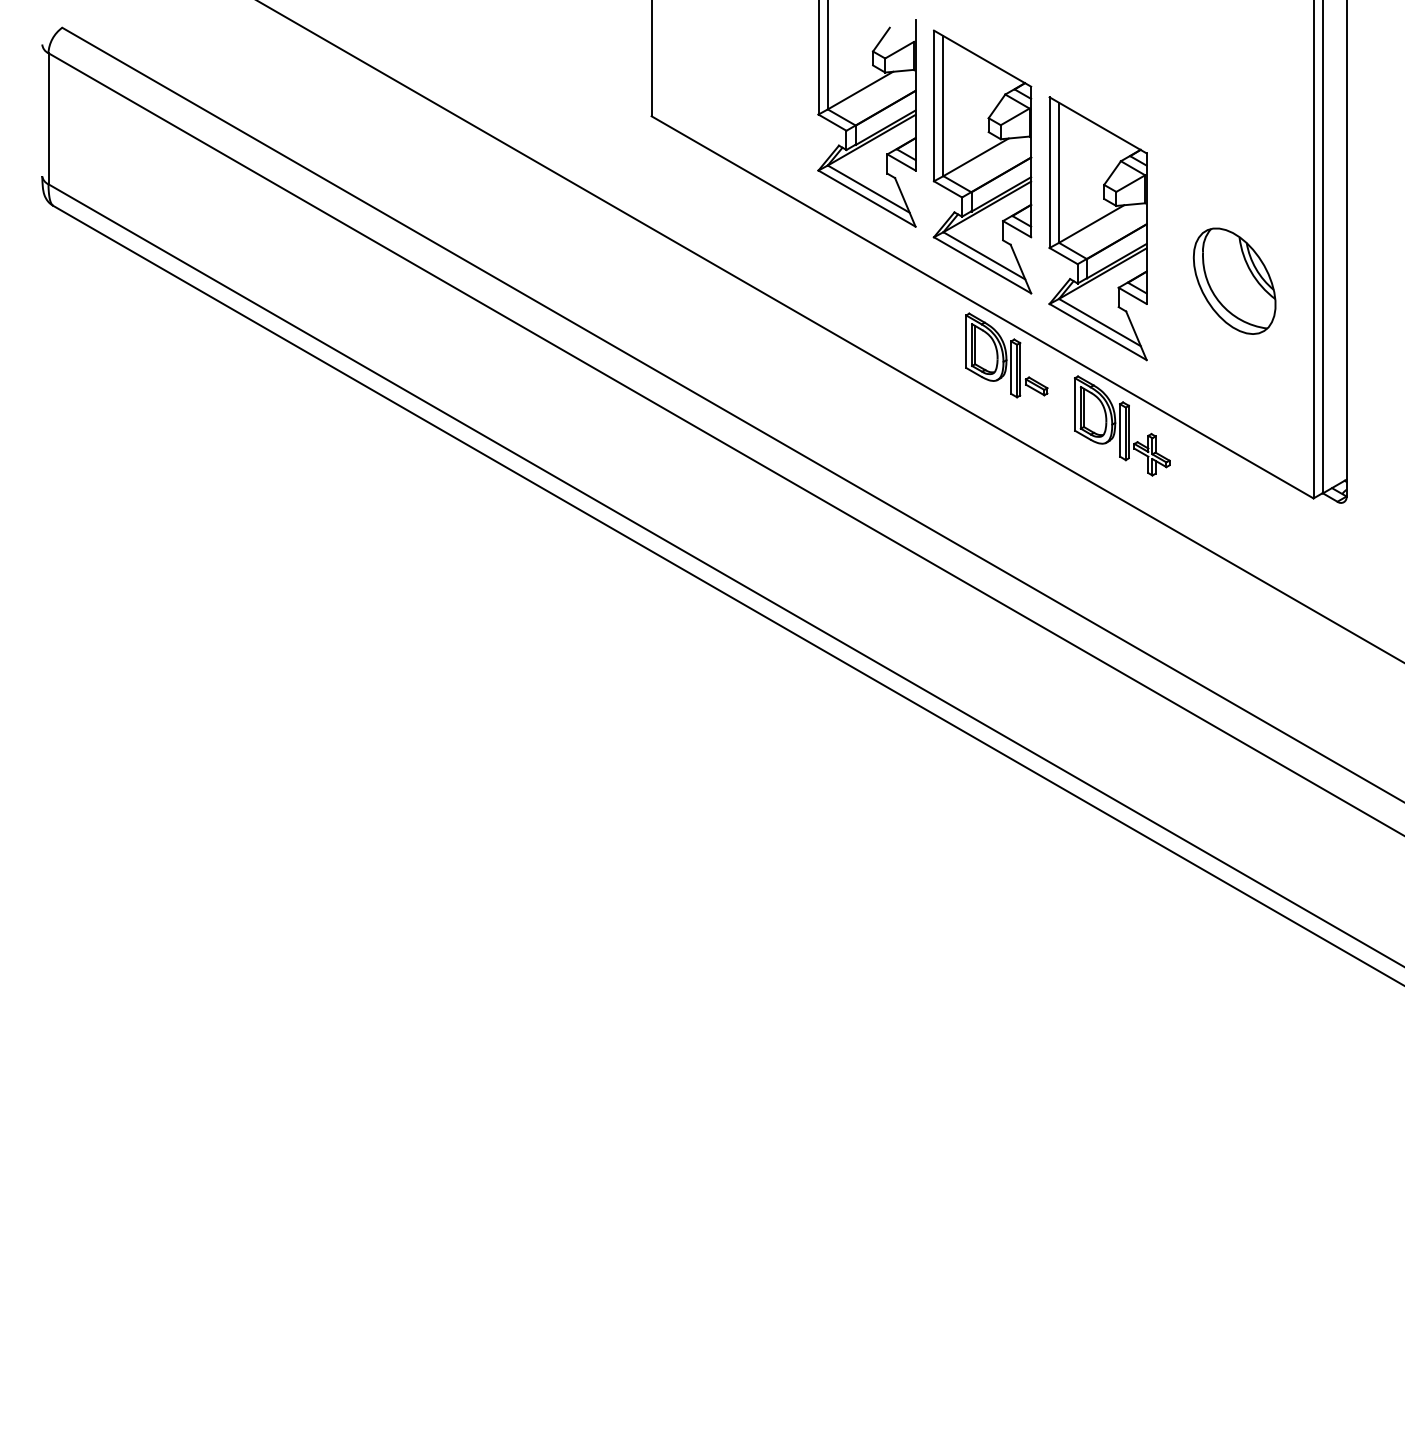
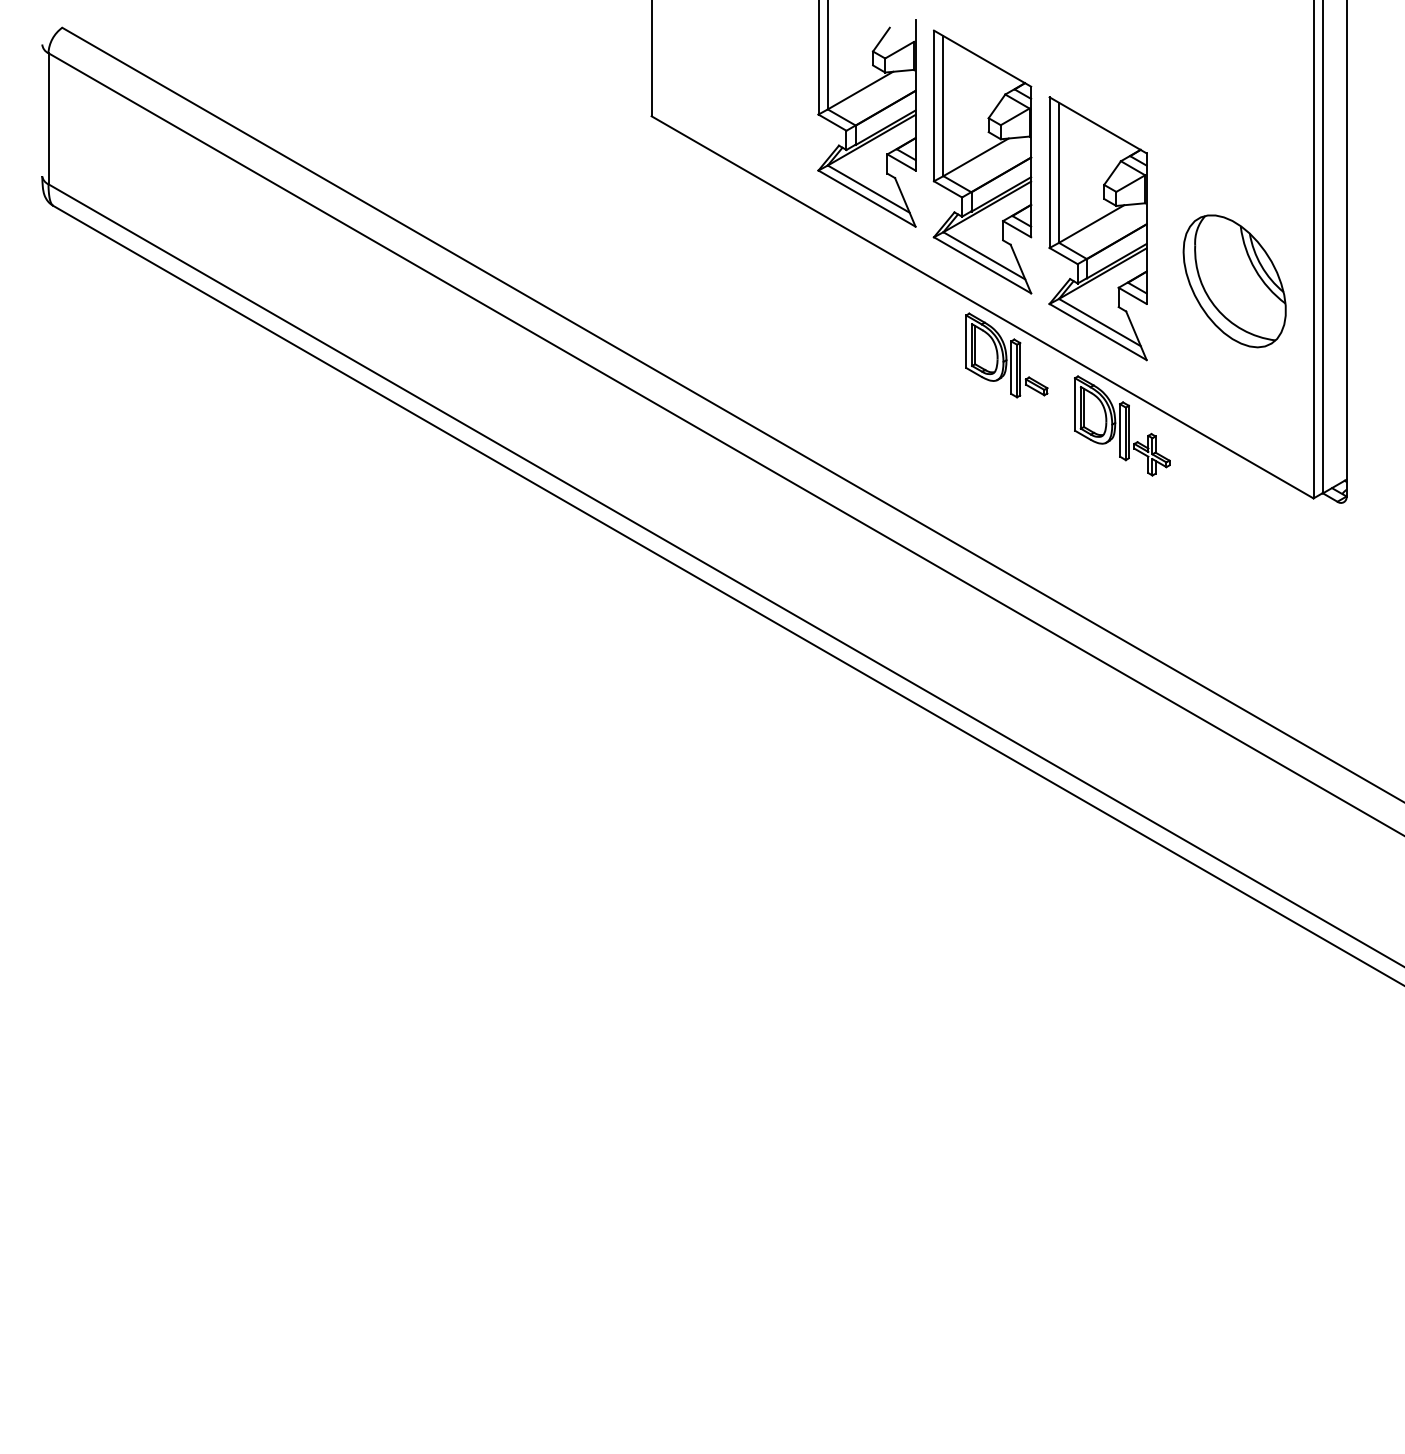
part size: 85x108 px -> 105x135 px (1234, 281)
line: present -> none (830, 331)
